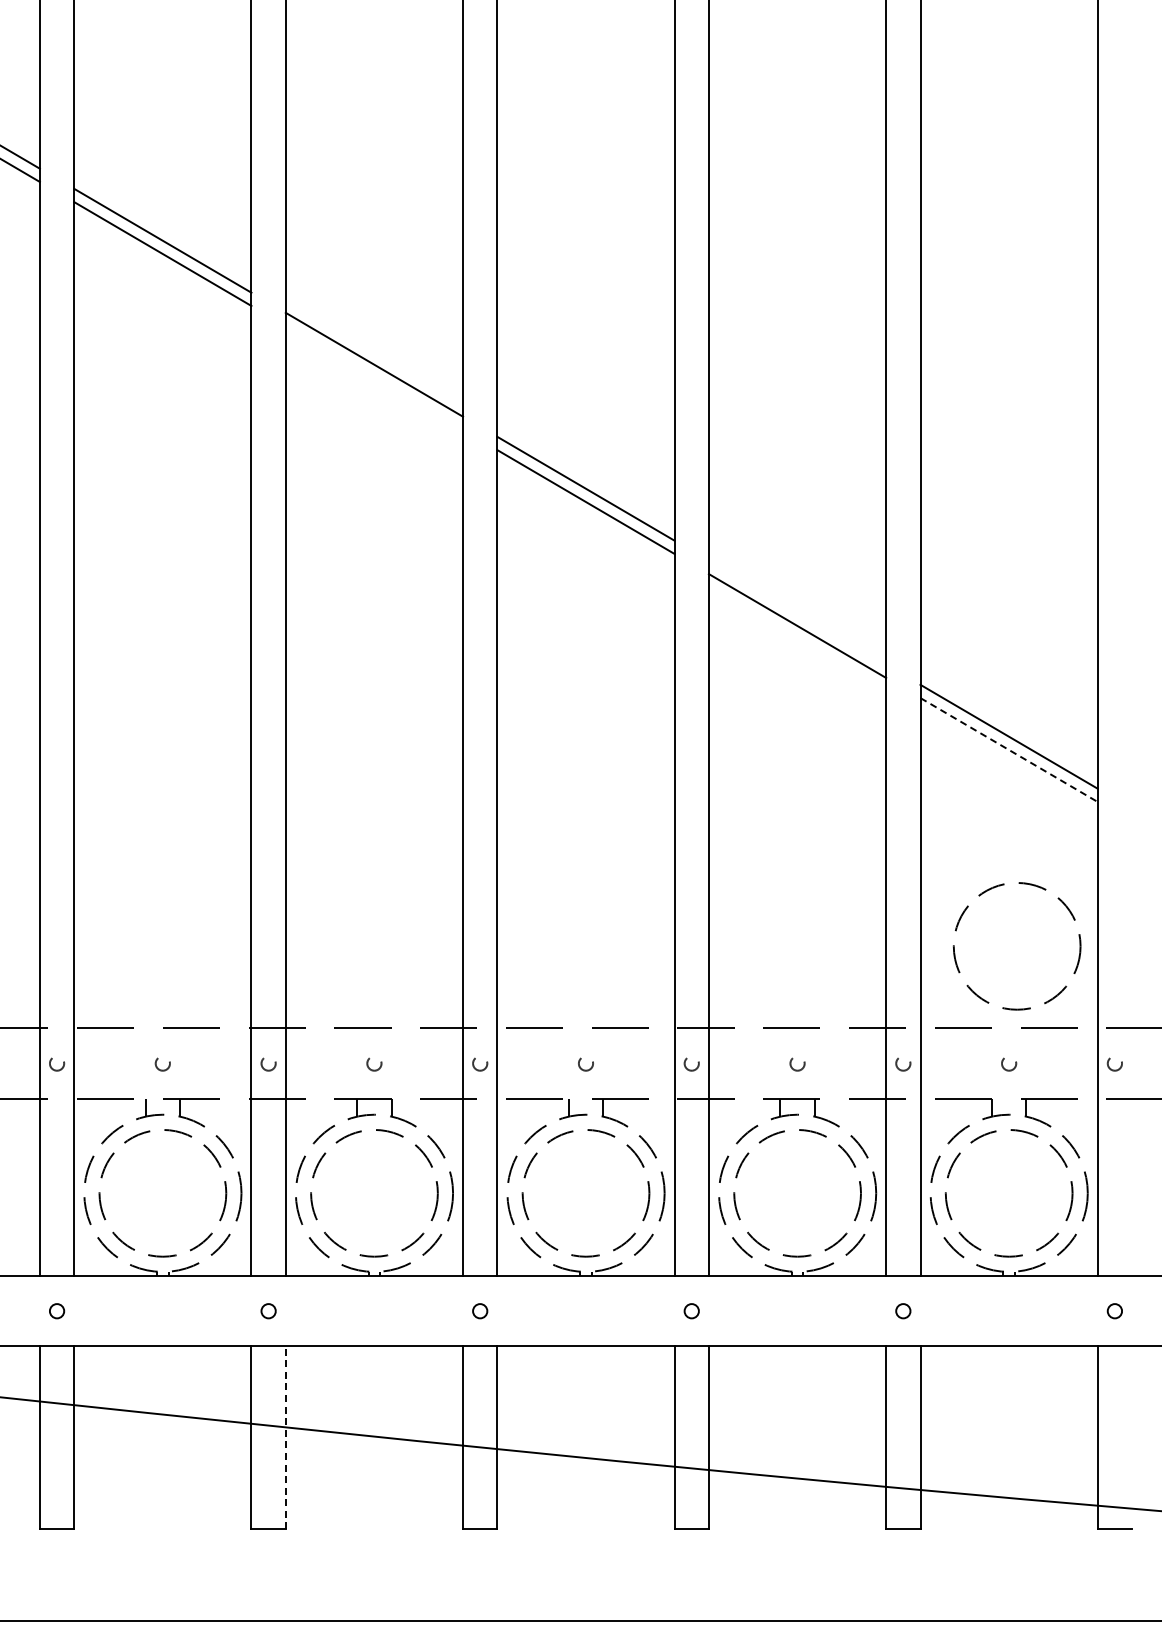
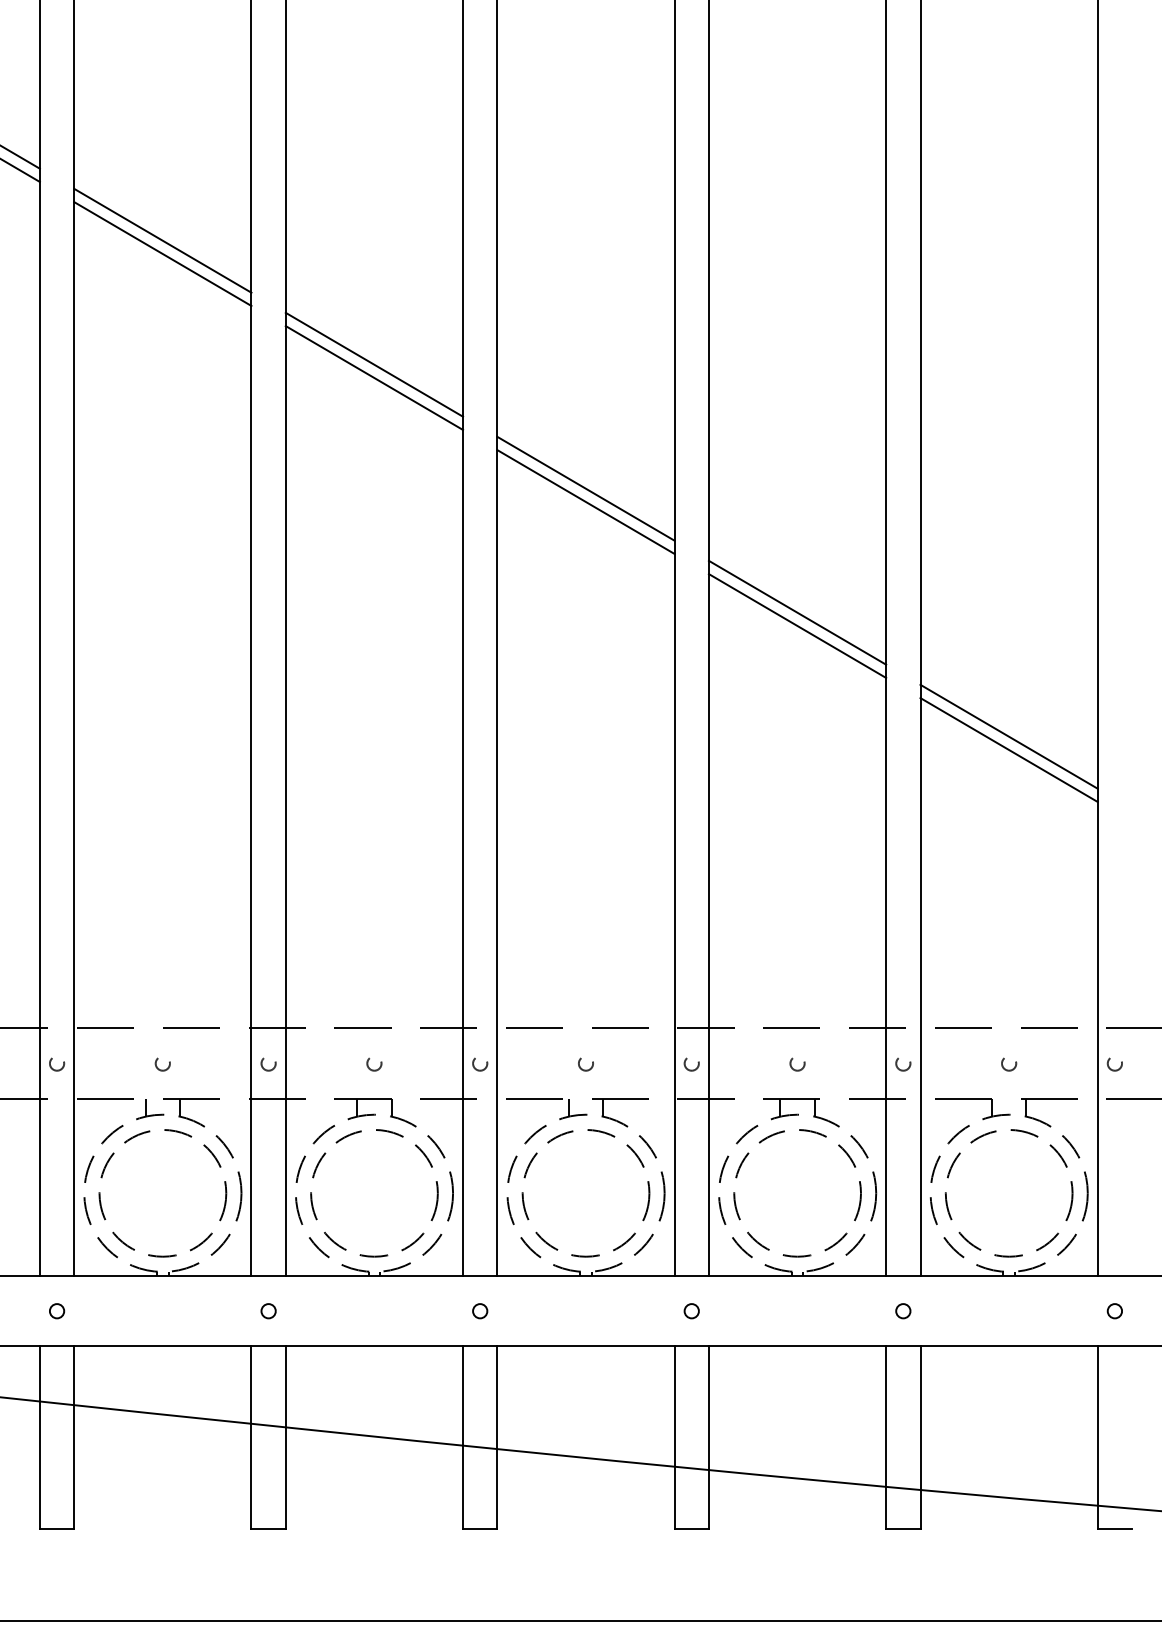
line: none -> present (374, 377)
line: none -> present (797, 612)
line: dashed -> solid (1009, 750)
circle: present -> none (1016, 946)
line: dashed -> solid (285, 1437)
